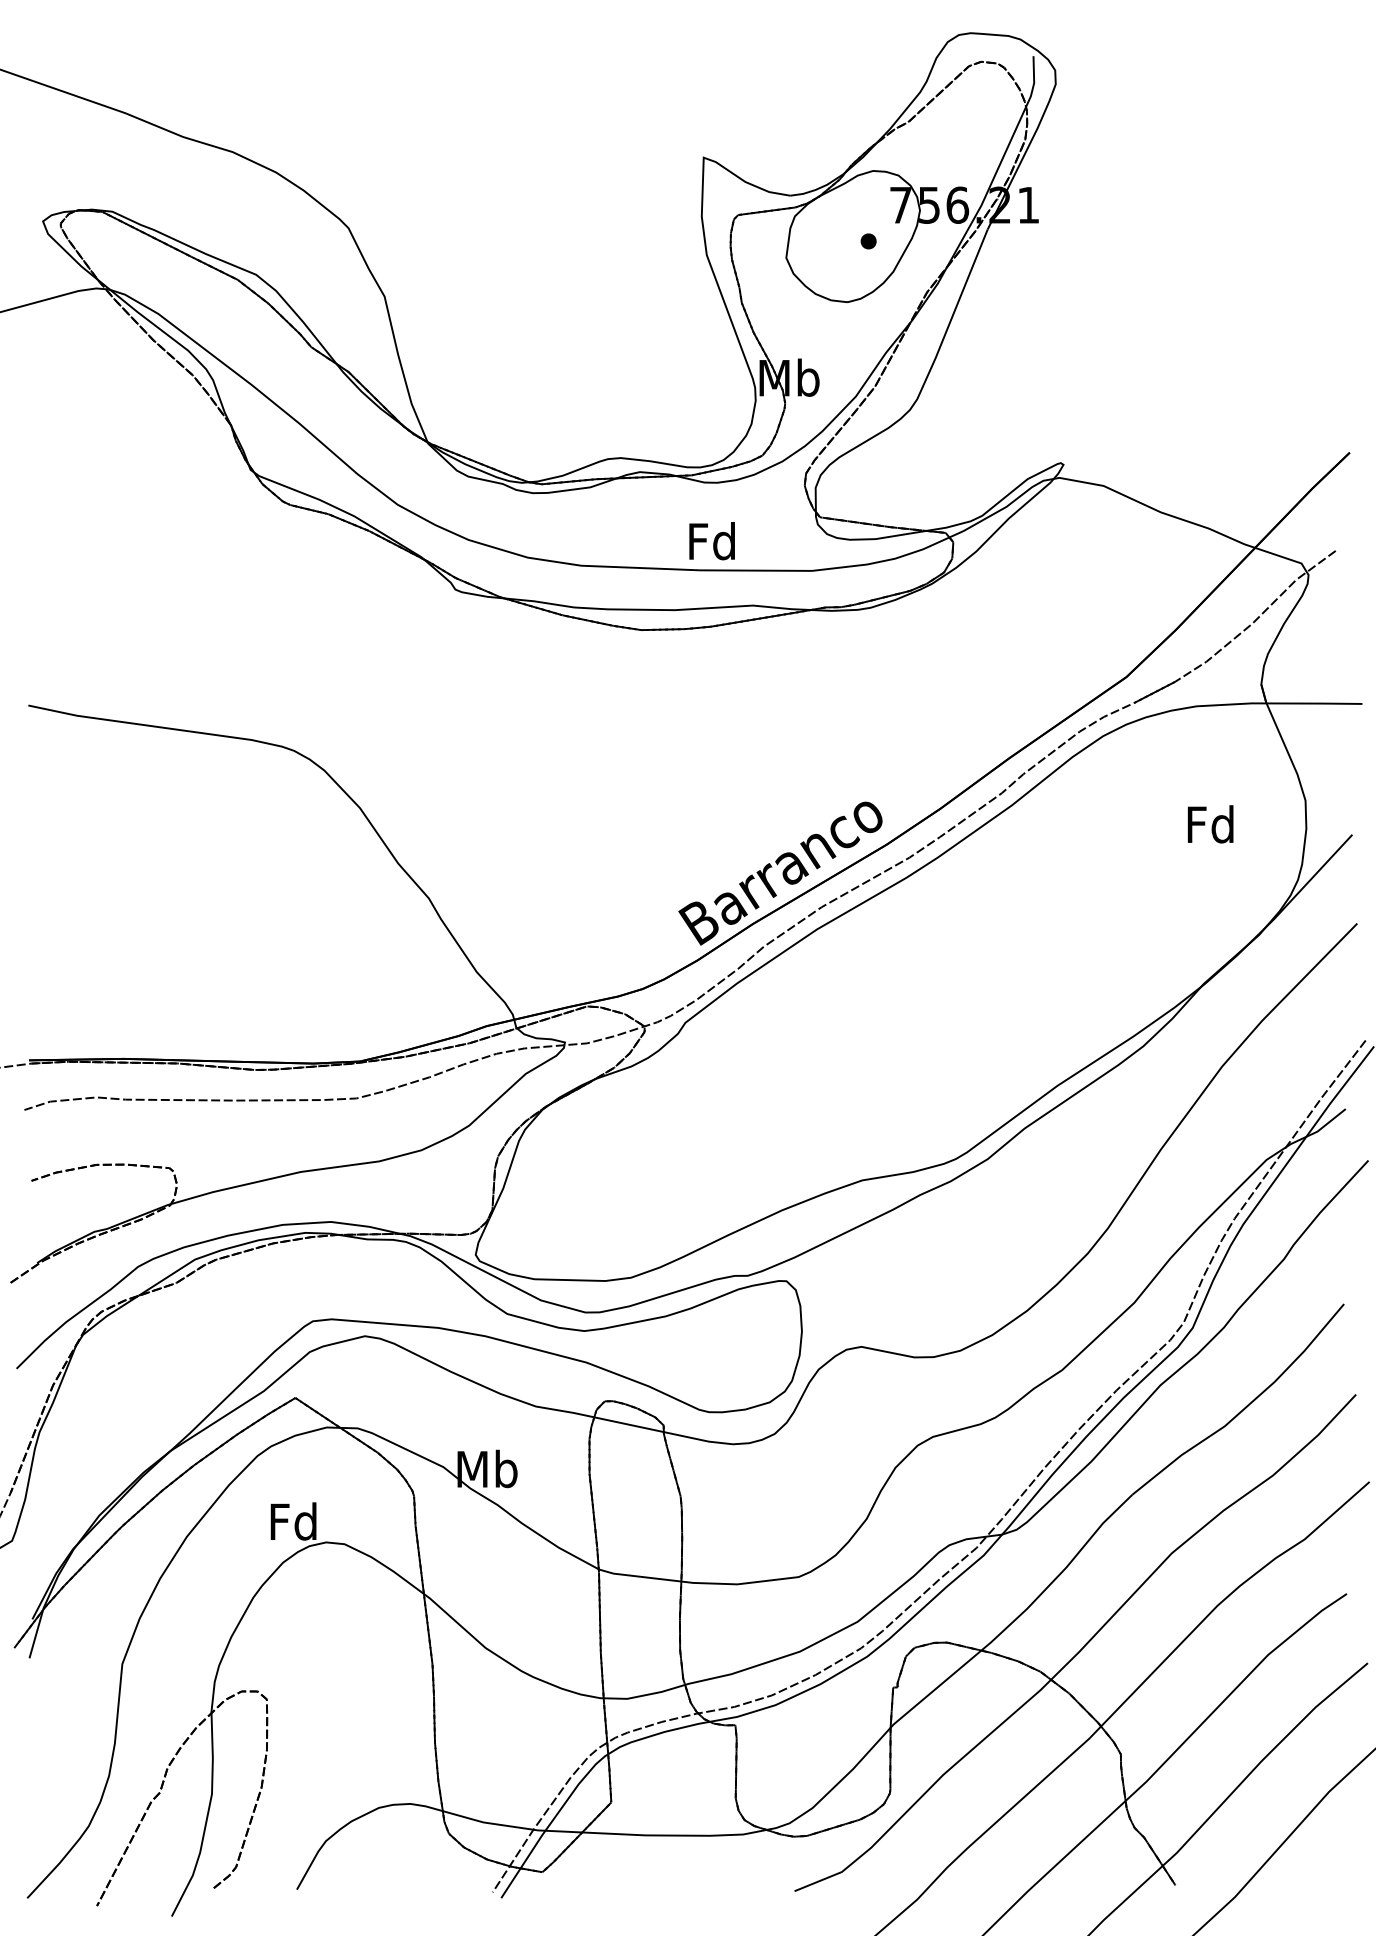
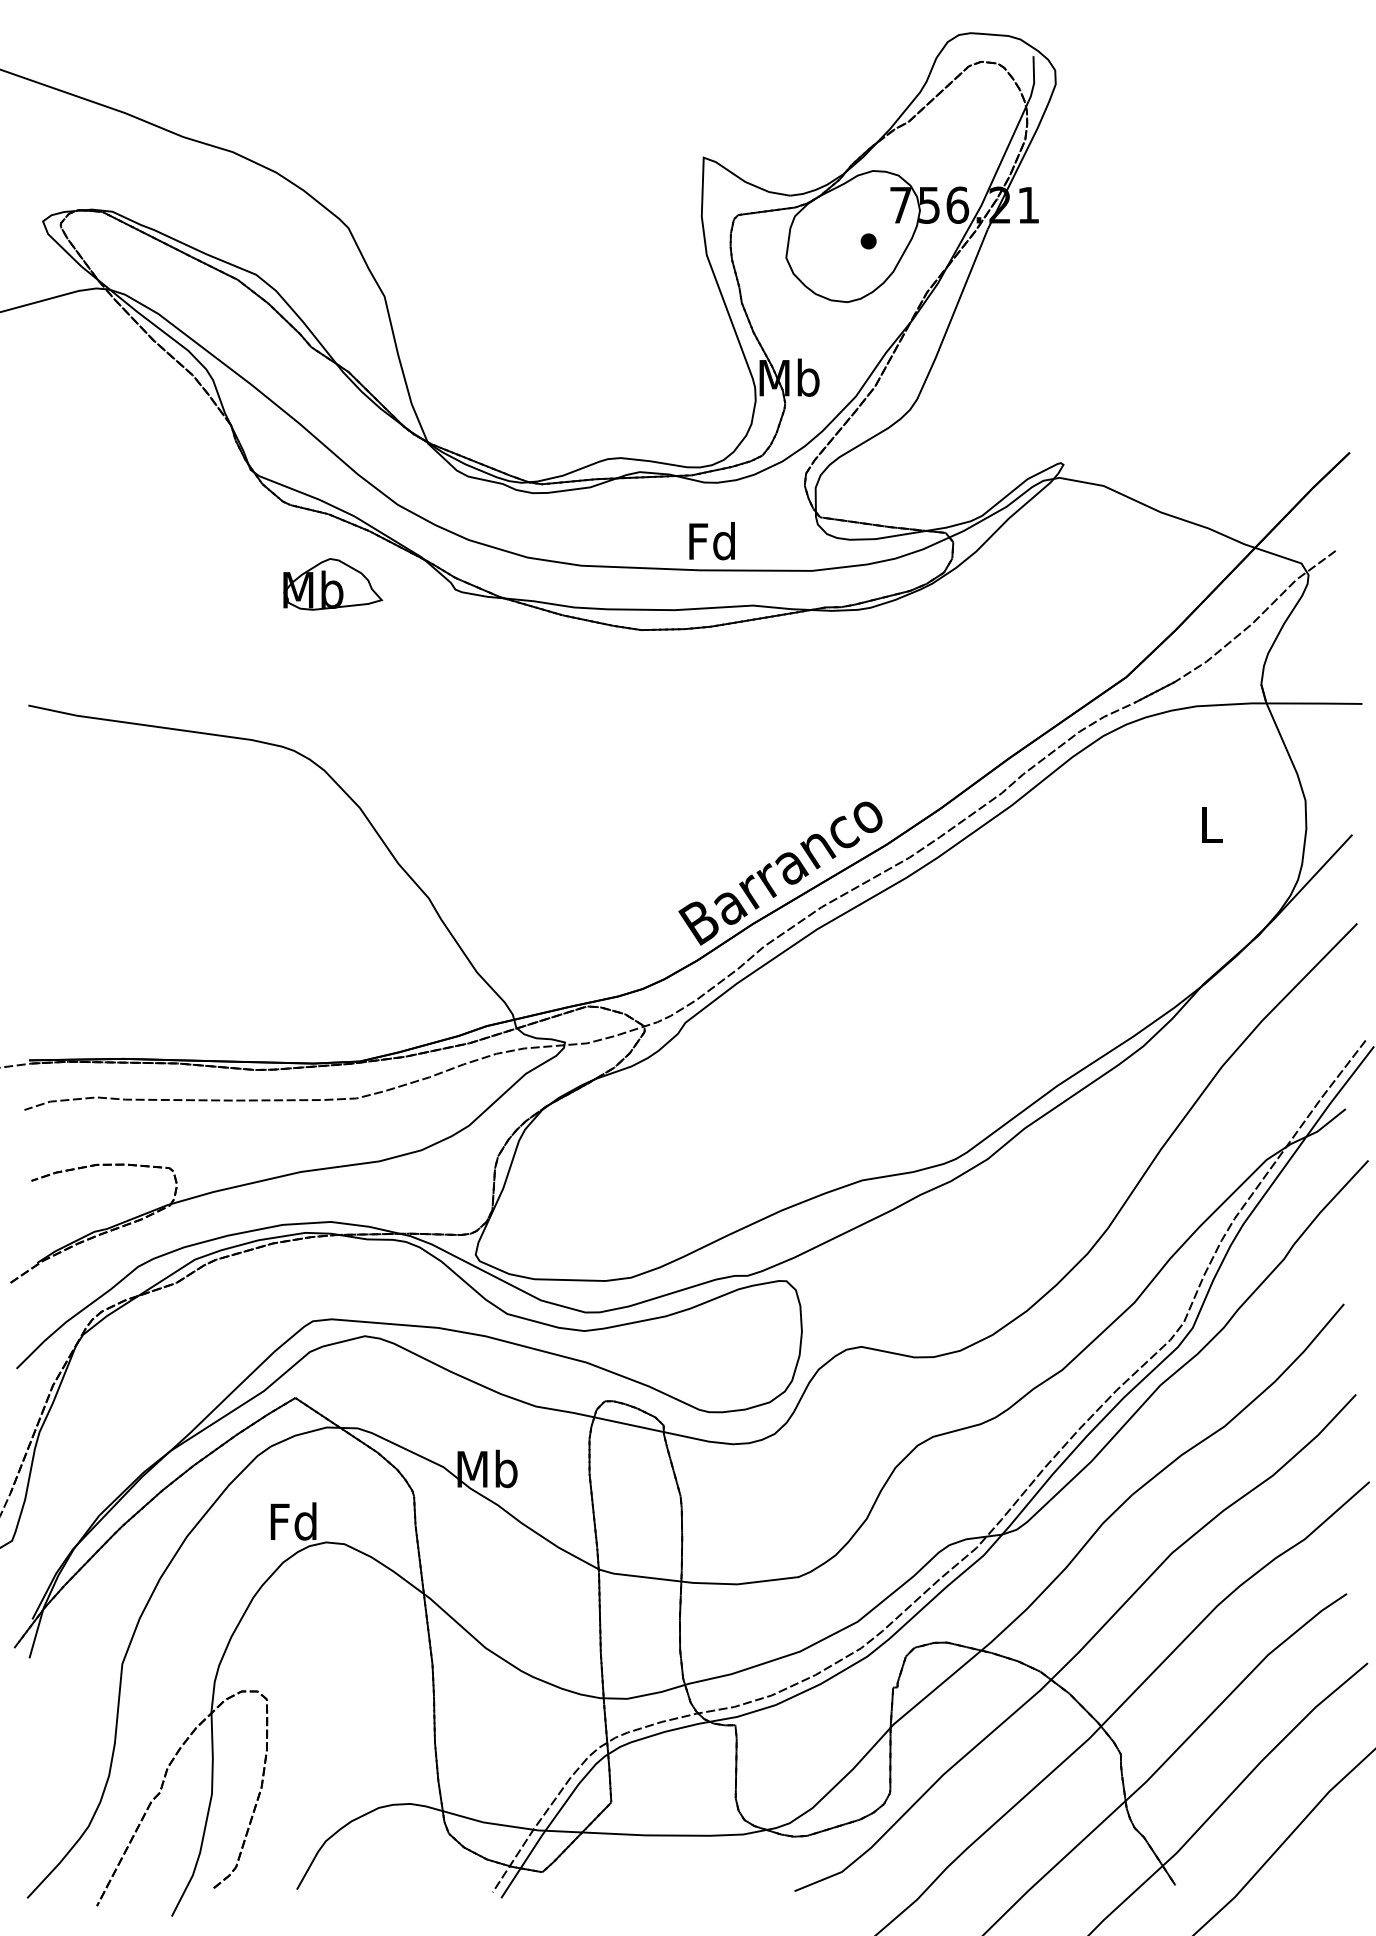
part: none -> present (333, 584)
text: Fd -> L (1210, 824)
